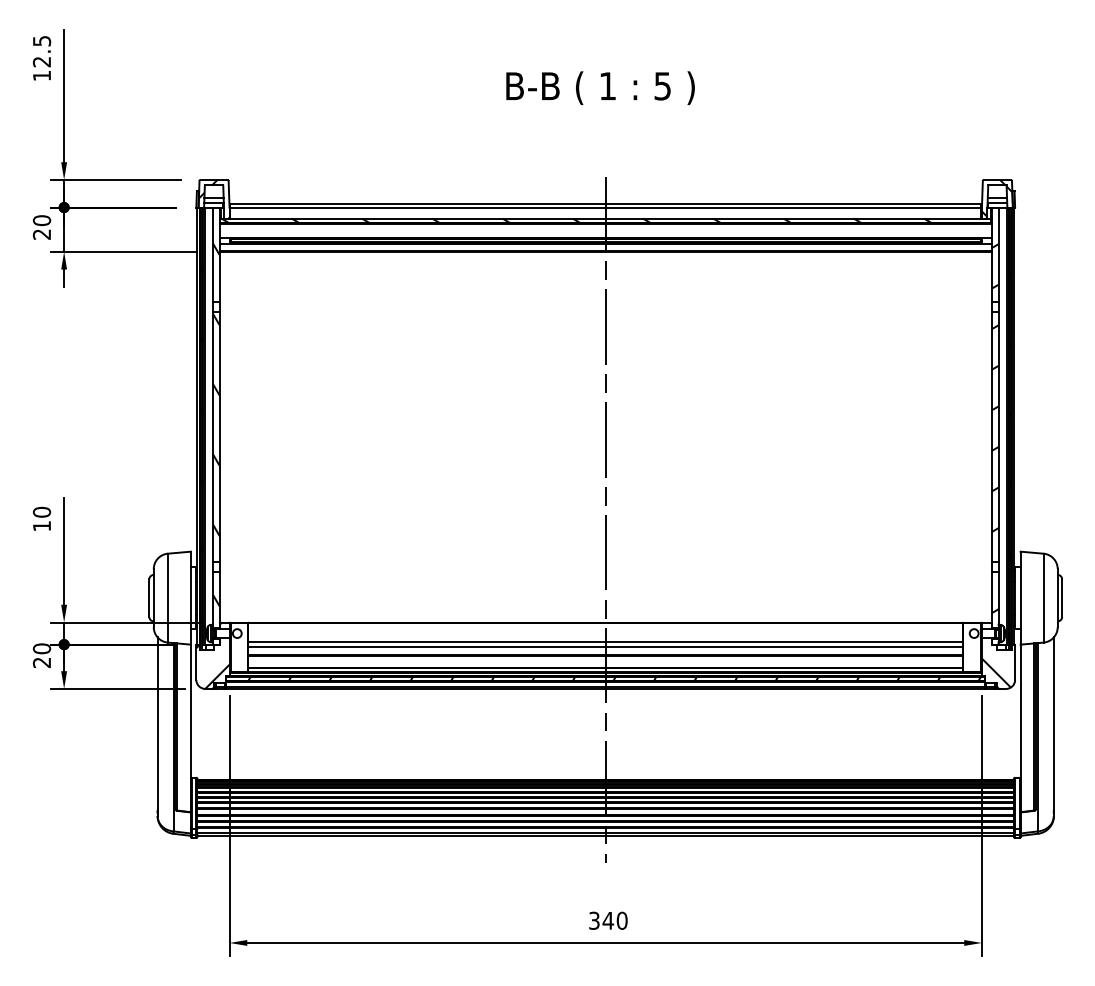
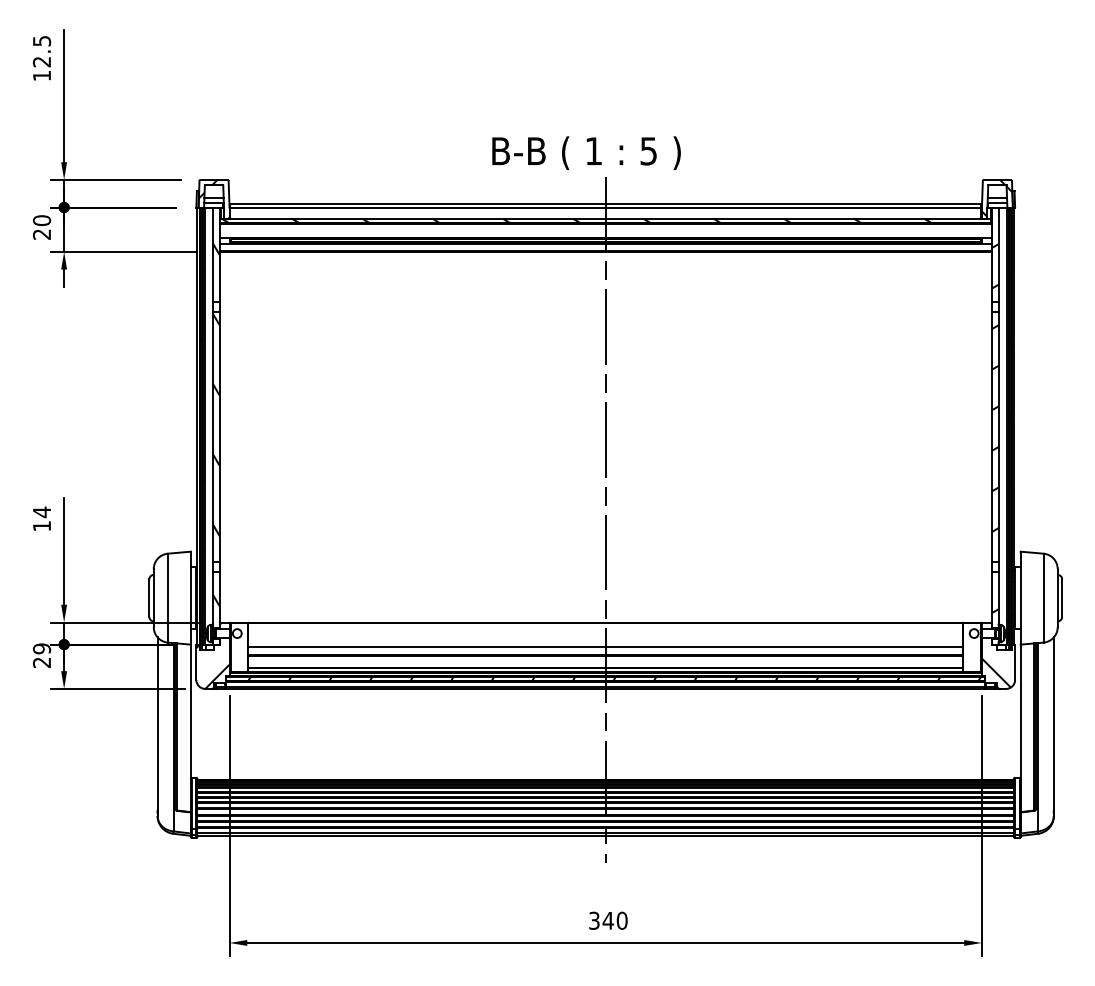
text position: (600, 87) -> (586, 152) (586, 152)
text: 10 -> 14 (41, 512)
line: present -> none (605, 642)
text: 20 -> 29 (42, 648)
